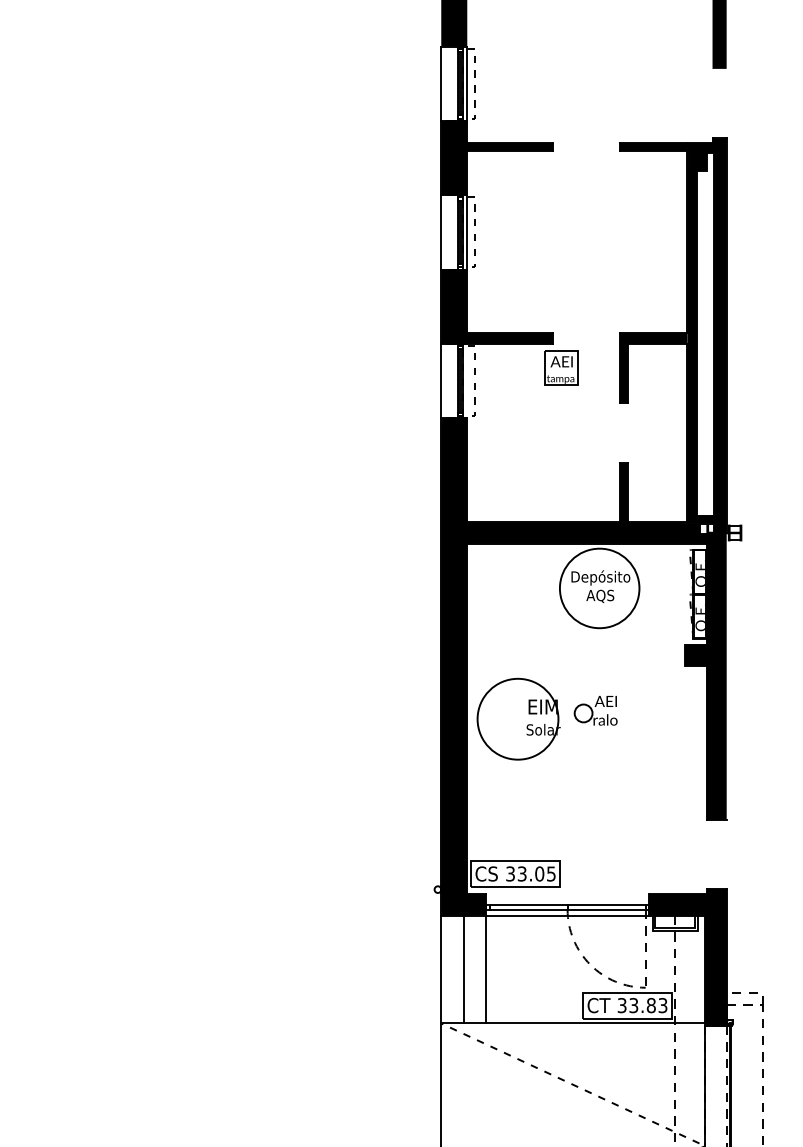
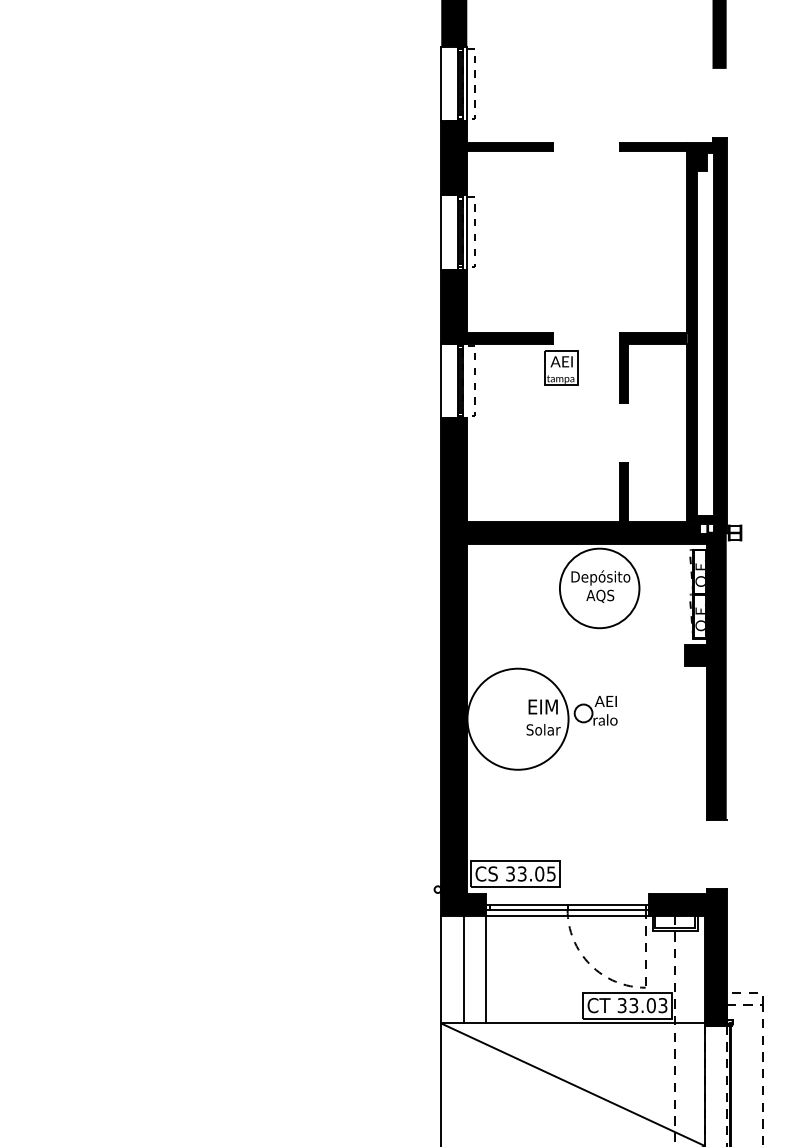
circle diameter: 81 px -> 101 px (517, 718)
text: 33.83 -> 33.03 (650, 1005)
line: dashed -> solid (574, 1085)
